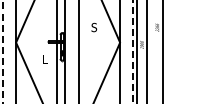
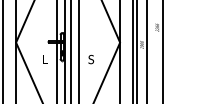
text position: (94, 27) -> (91, 59) (91, 59)
line: none -> present (71, 51)
line: dashed -> solid (3, 52)
line: dashed -> solid (132, 52)
